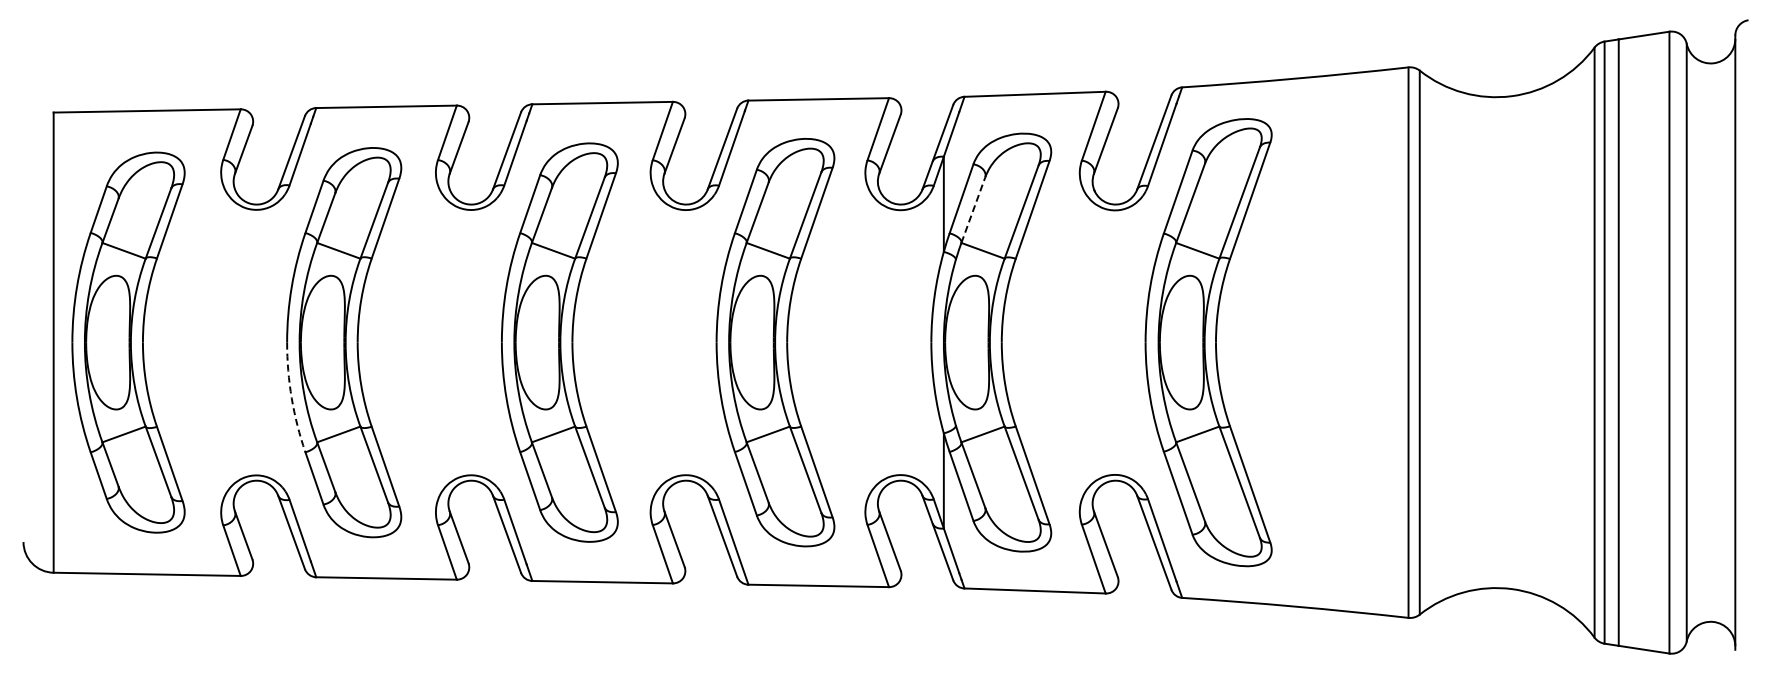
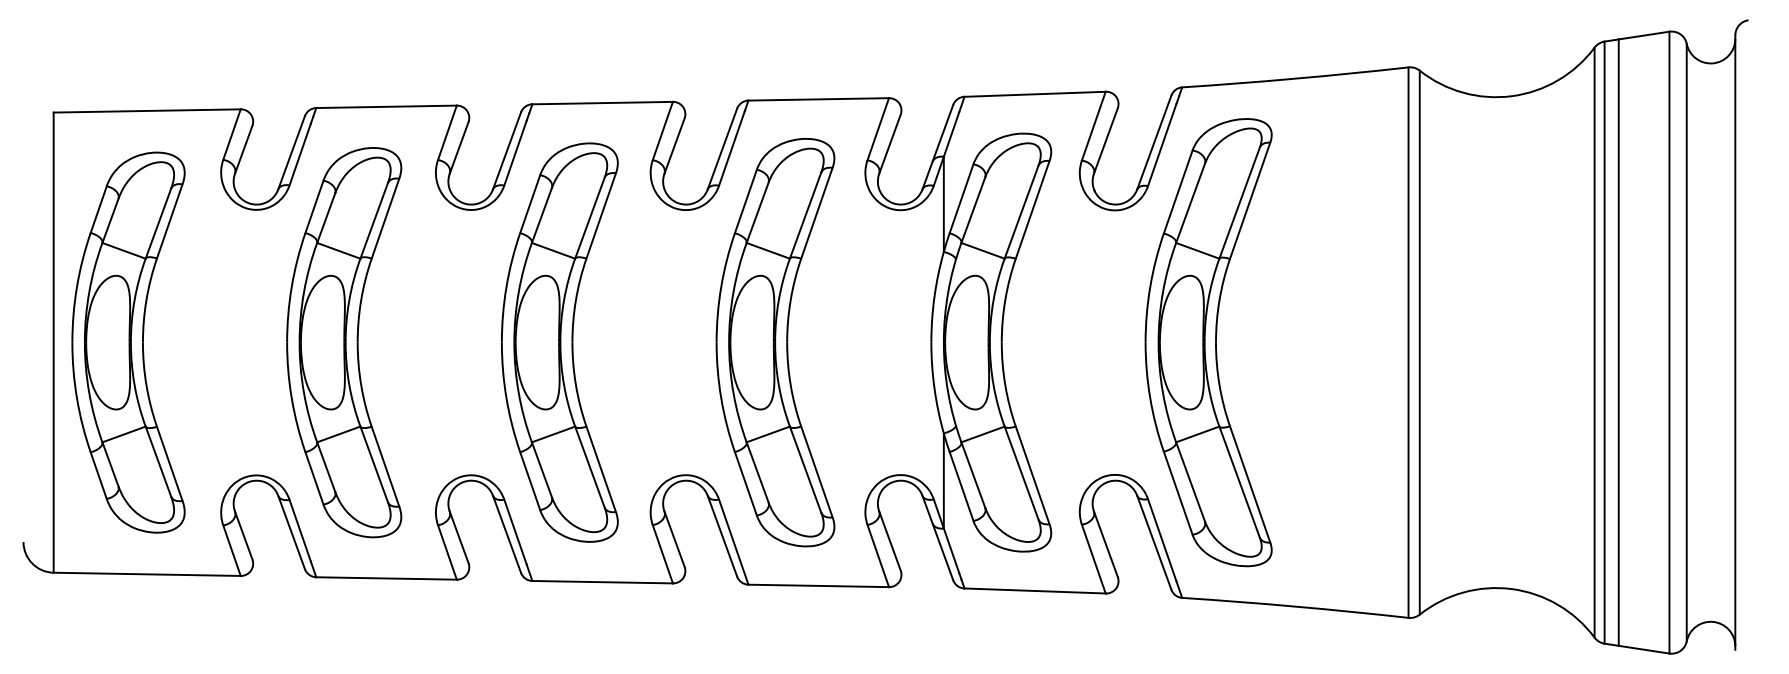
line: dashed -> solid (973, 210)
arc: dashed -> solid (291, 398)
